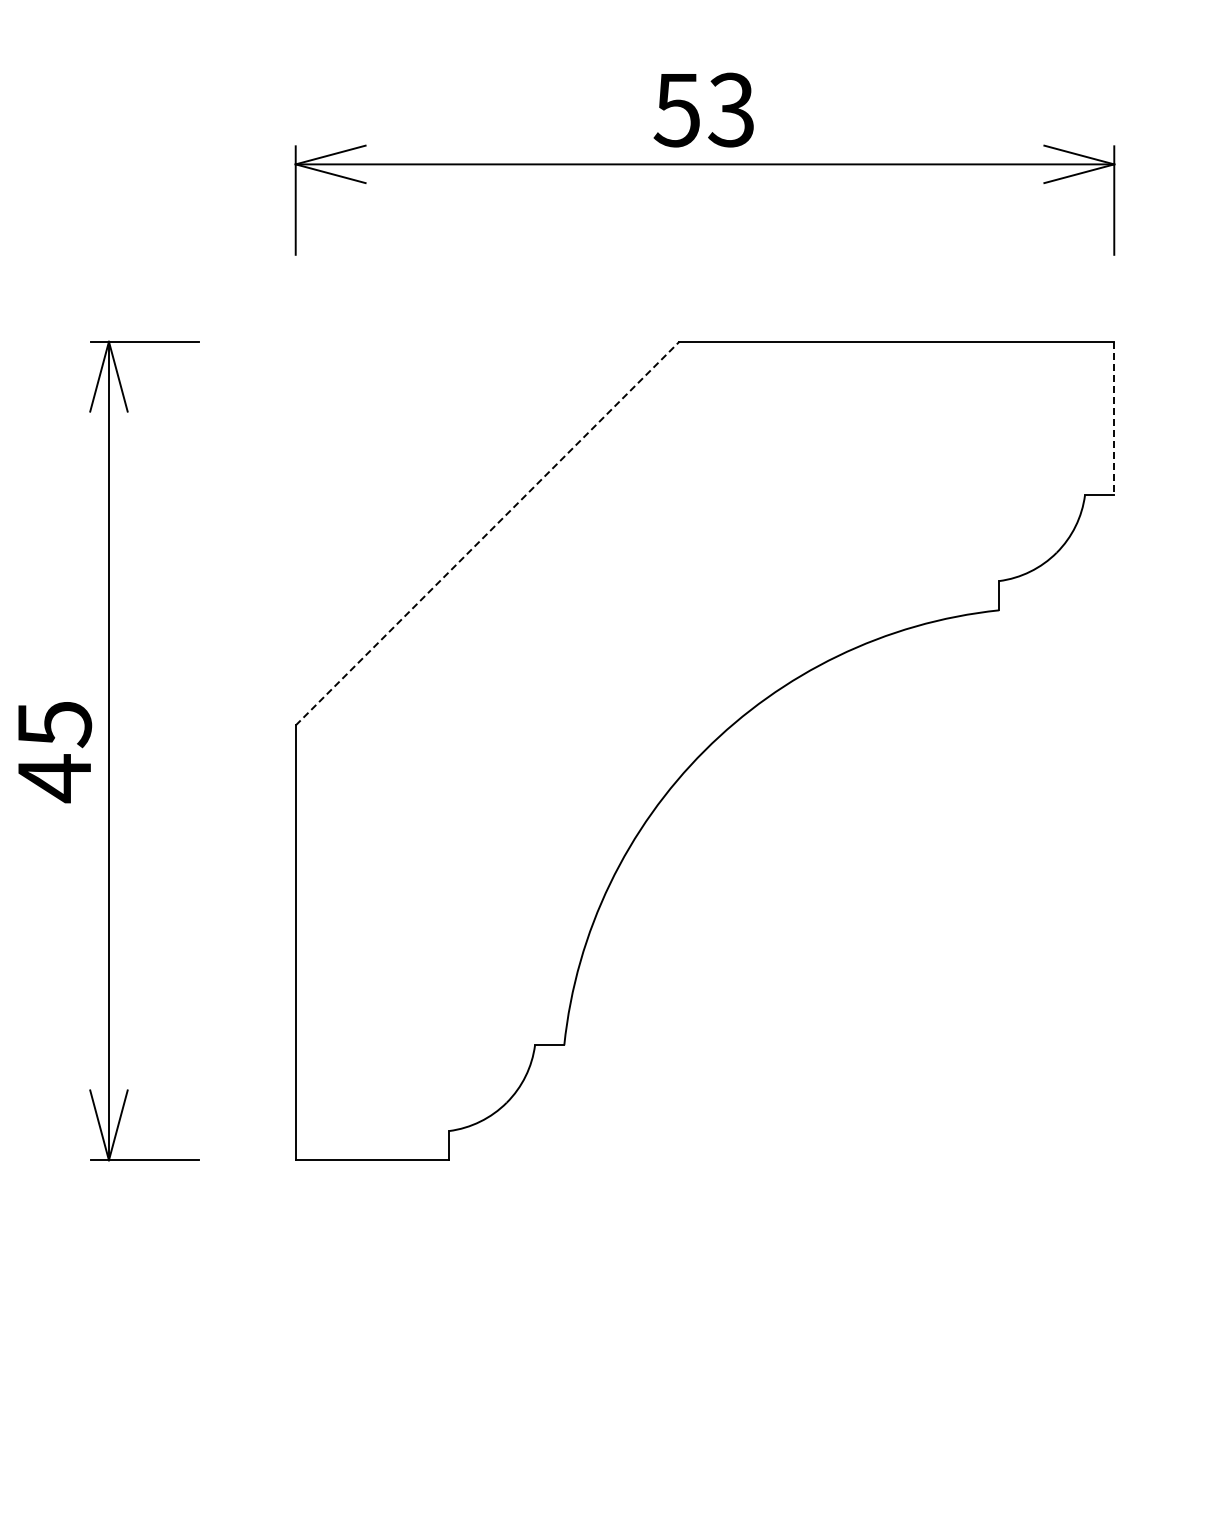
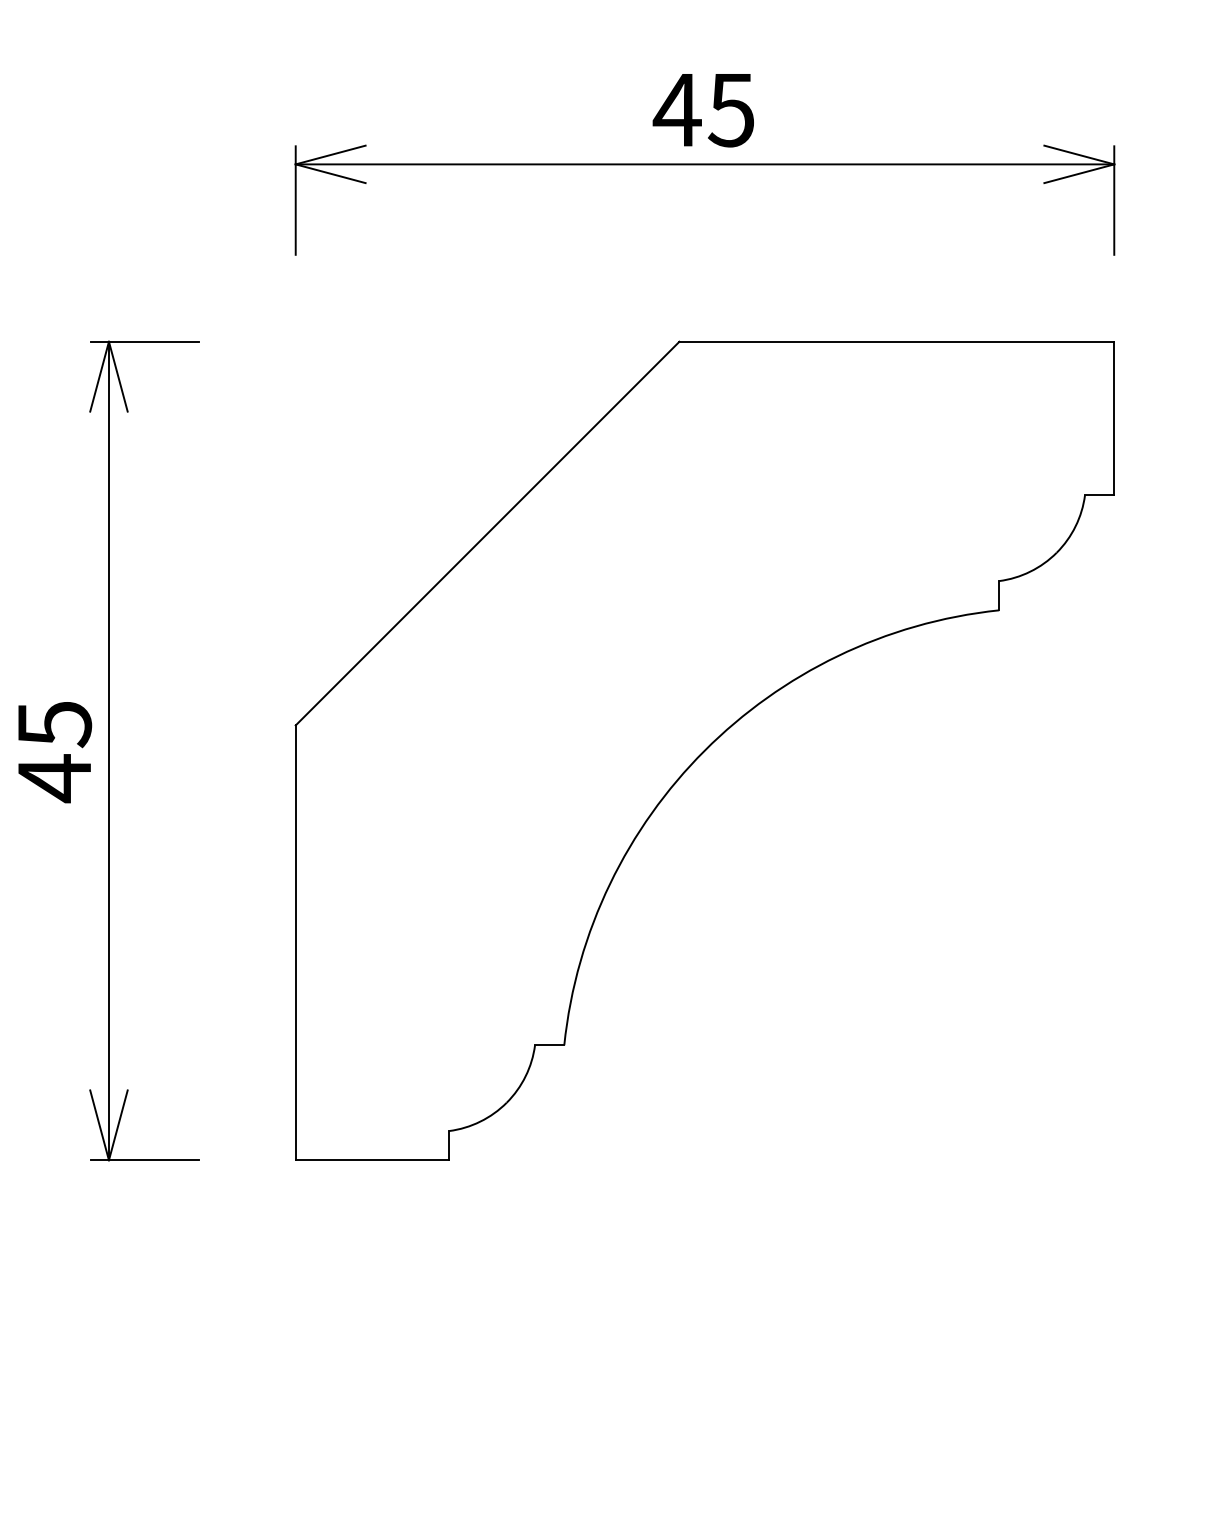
text: 53 -> 45 (702, 109)
line: dashed -> solid (1114, 418)
line: dashed -> solid (487, 533)
